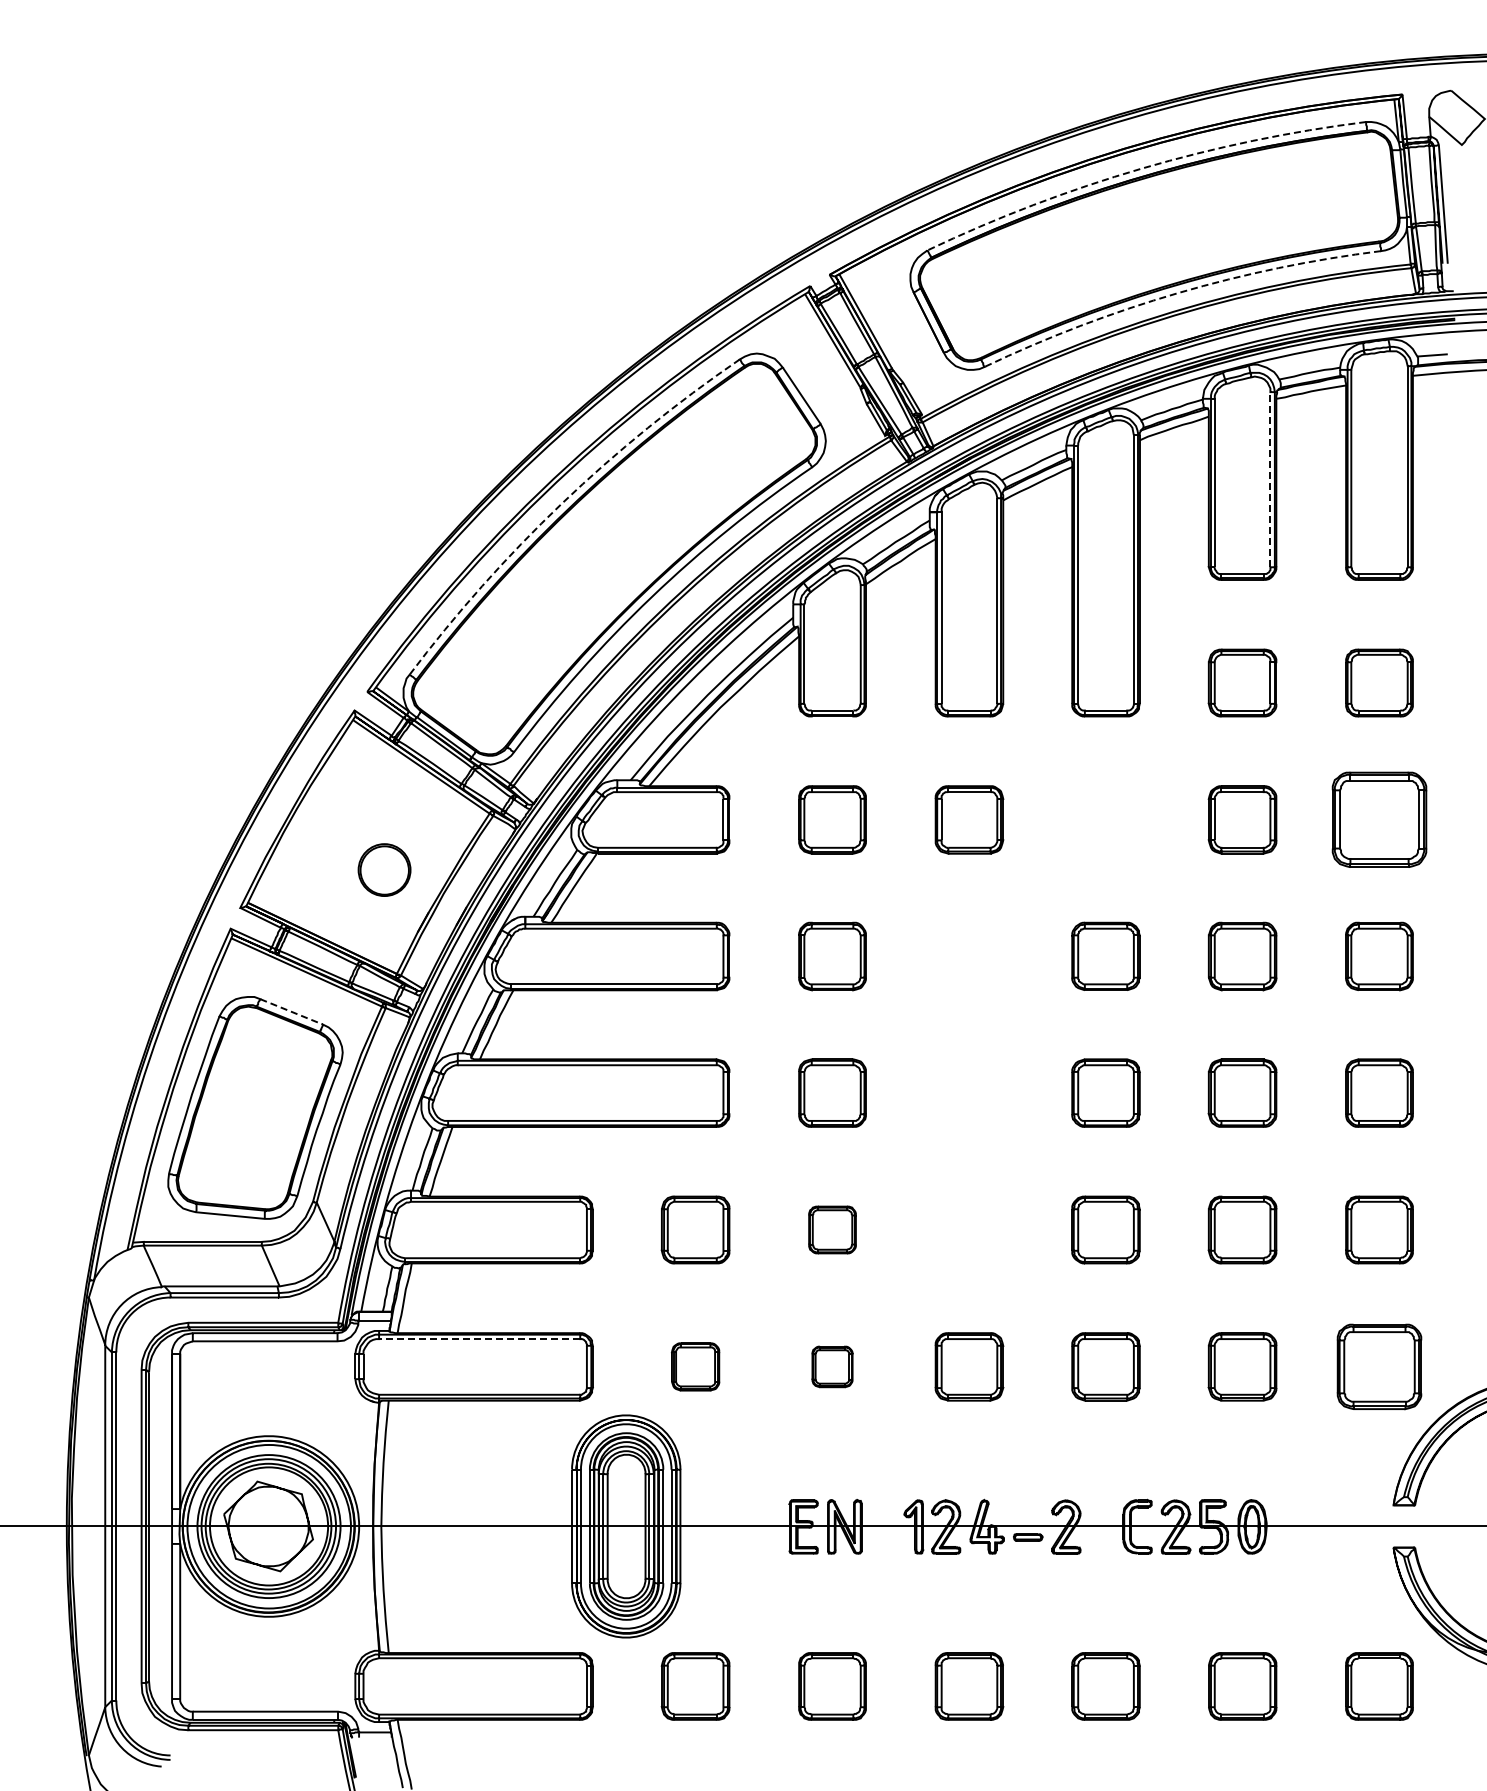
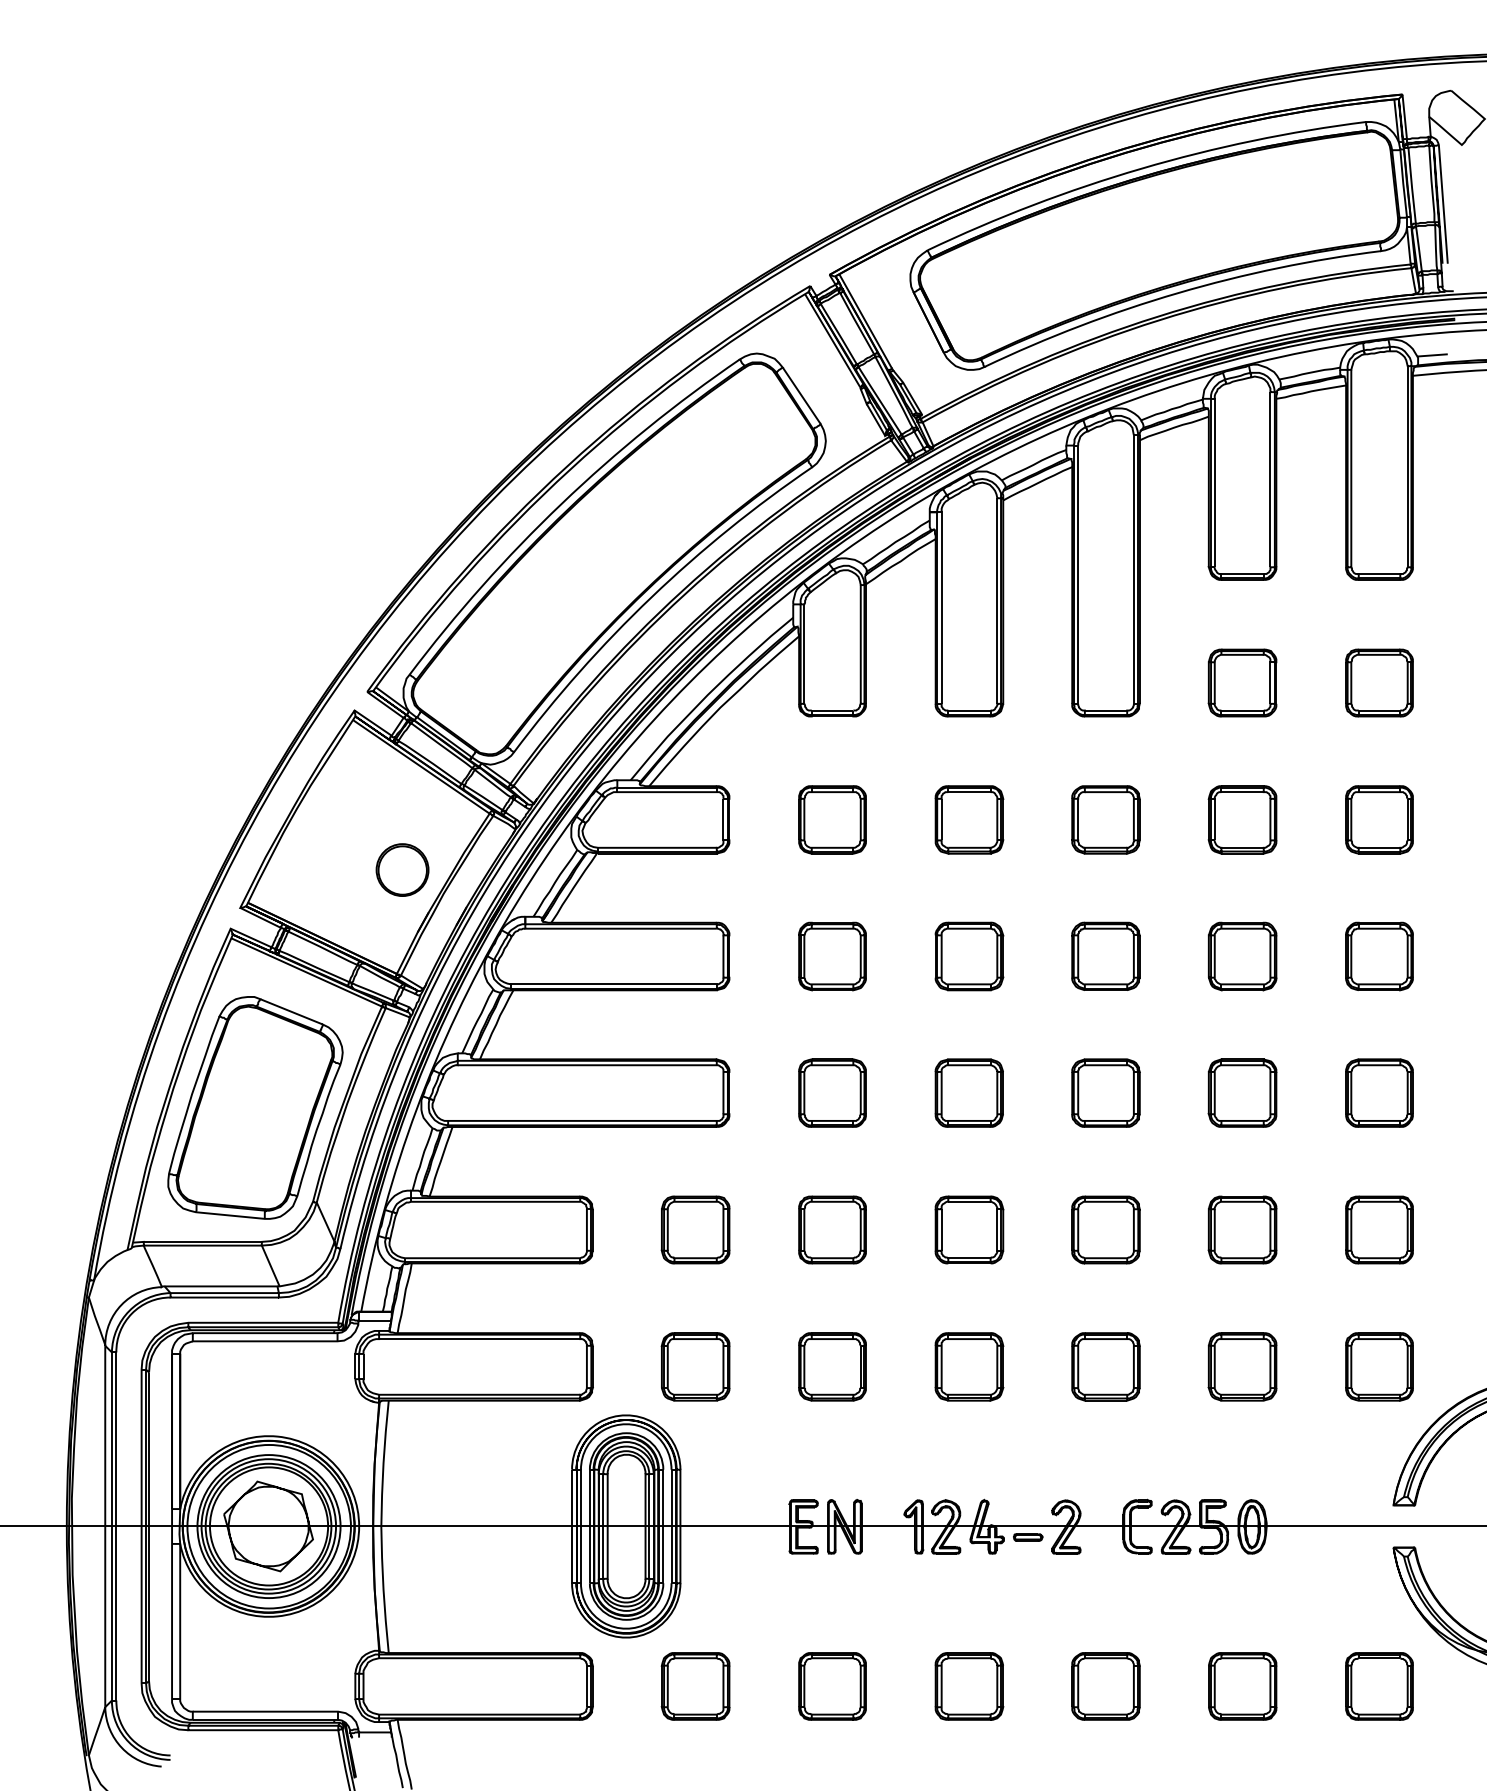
arc: dashed -> solid (1141, 168)
arc: dashed -> solid (1178, 293)
line: dashed -> solid (1270, 479)
arc: dashed -> solid (561, 503)
part: none -> present (1105, 819)
part size: 97x97 px -> 69x70 px (1379, 819)
part position: (384, 869) -> (402, 869) (402, 869)
part: none -> present (969, 956)
line: dashed -> solid (291, 1011)
part: none -> present (968, 1092)
part size: 49x50 px -> 69x70 px (832, 1229)
part: none -> present (969, 1229)
line: dashed -> solid (479, 1339)
part size: 50x50 px -> 71x70 px (695, 1366)
part size: 43x44 px -> 69x70 px (832, 1366)
part size: 87x88 px -> 69x70 px (1379, 1366)
